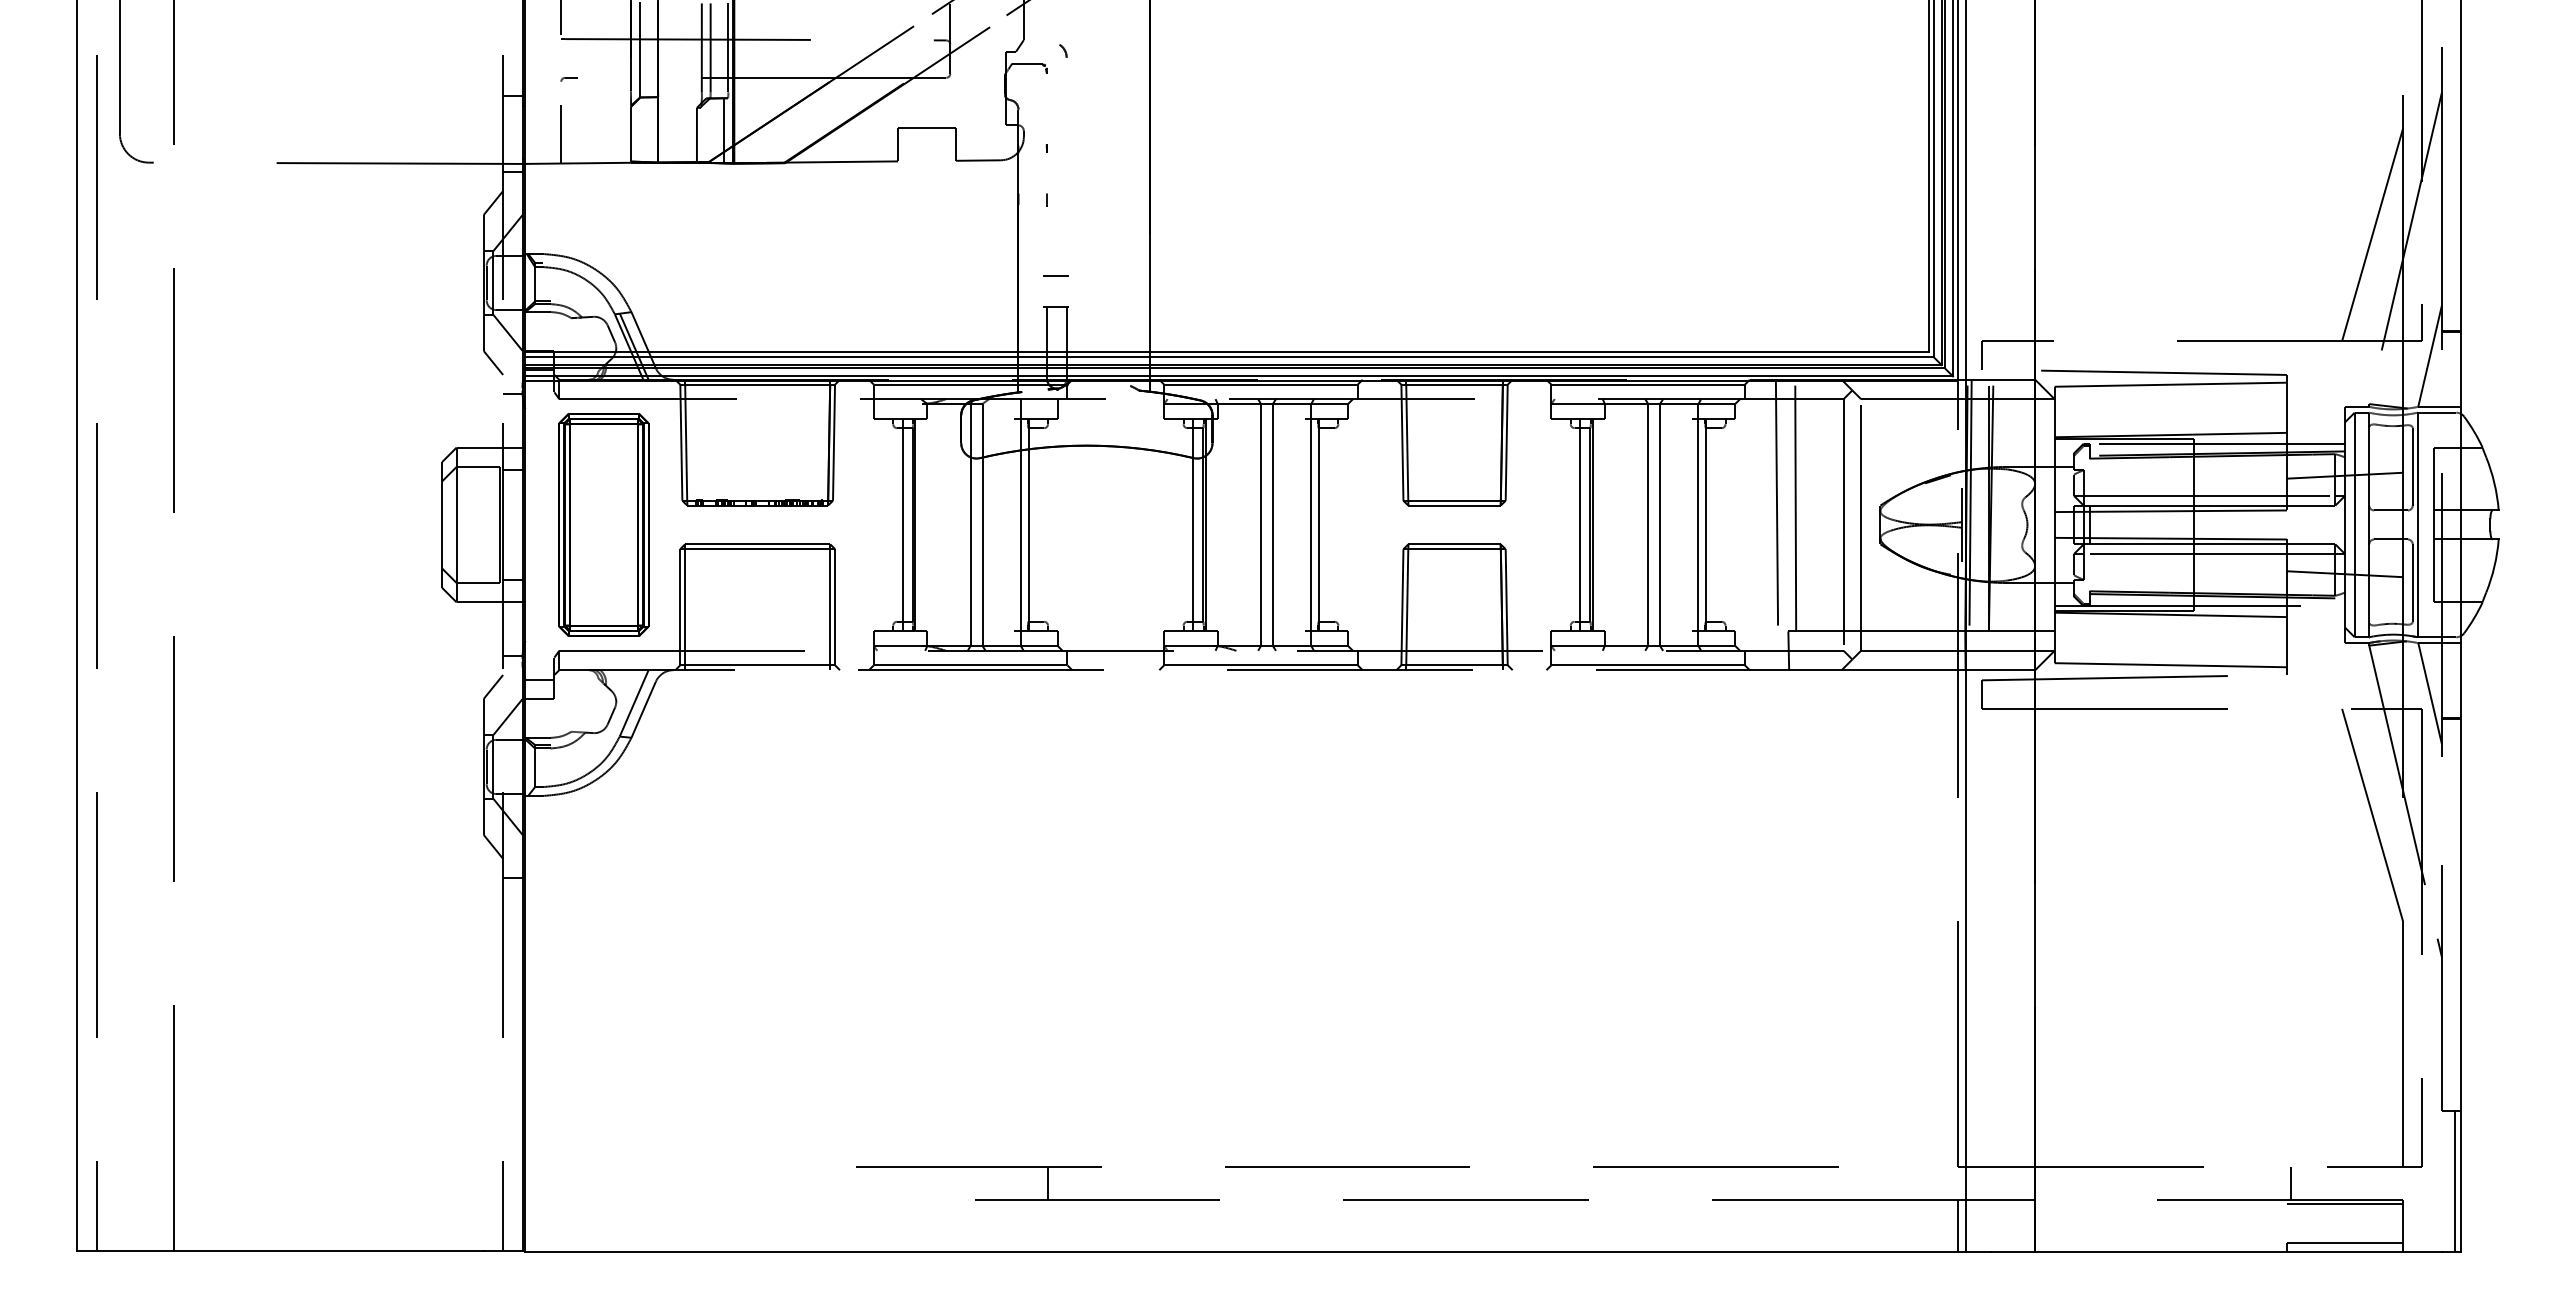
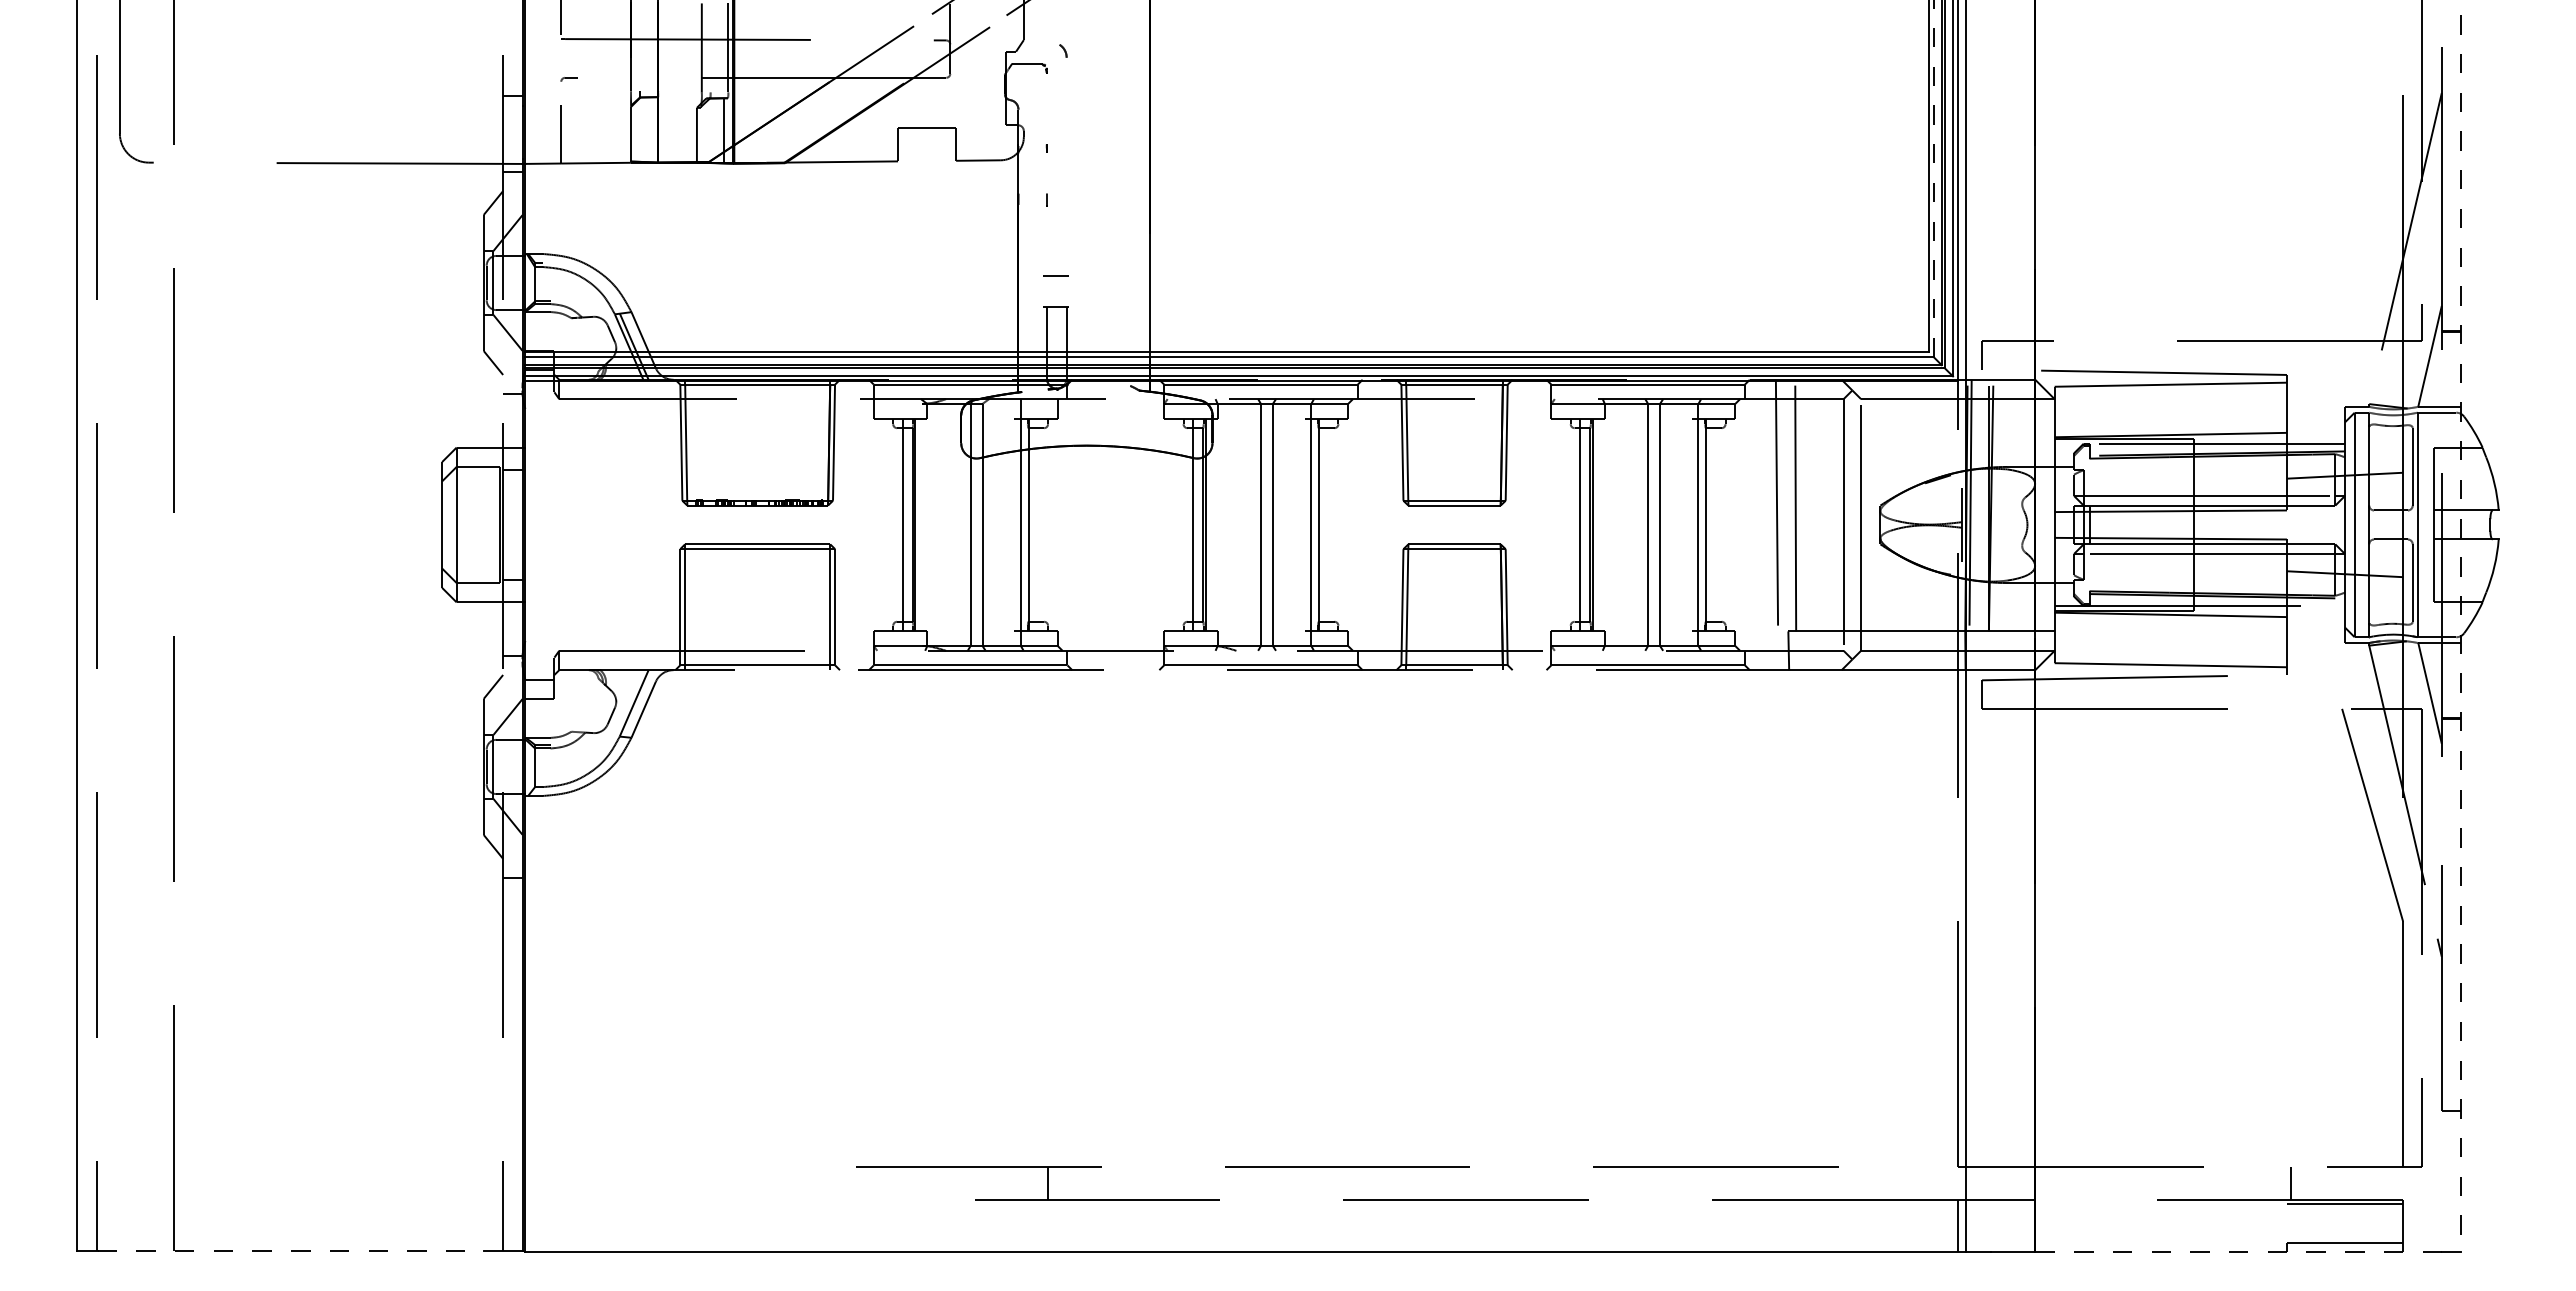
line: present -> none (640, 46)
line: present -> none (710, 47)
line: solid -> dashed (1933, 178)
line: present -> none (2372, 234)
part: present -> none (603, 524)
line: solid -> dashed (2461, 626)
line: present -> none (2455, 1181)
line: solid -> dashed (291, 1250)
line: solid -> dashed (2238, 1252)
